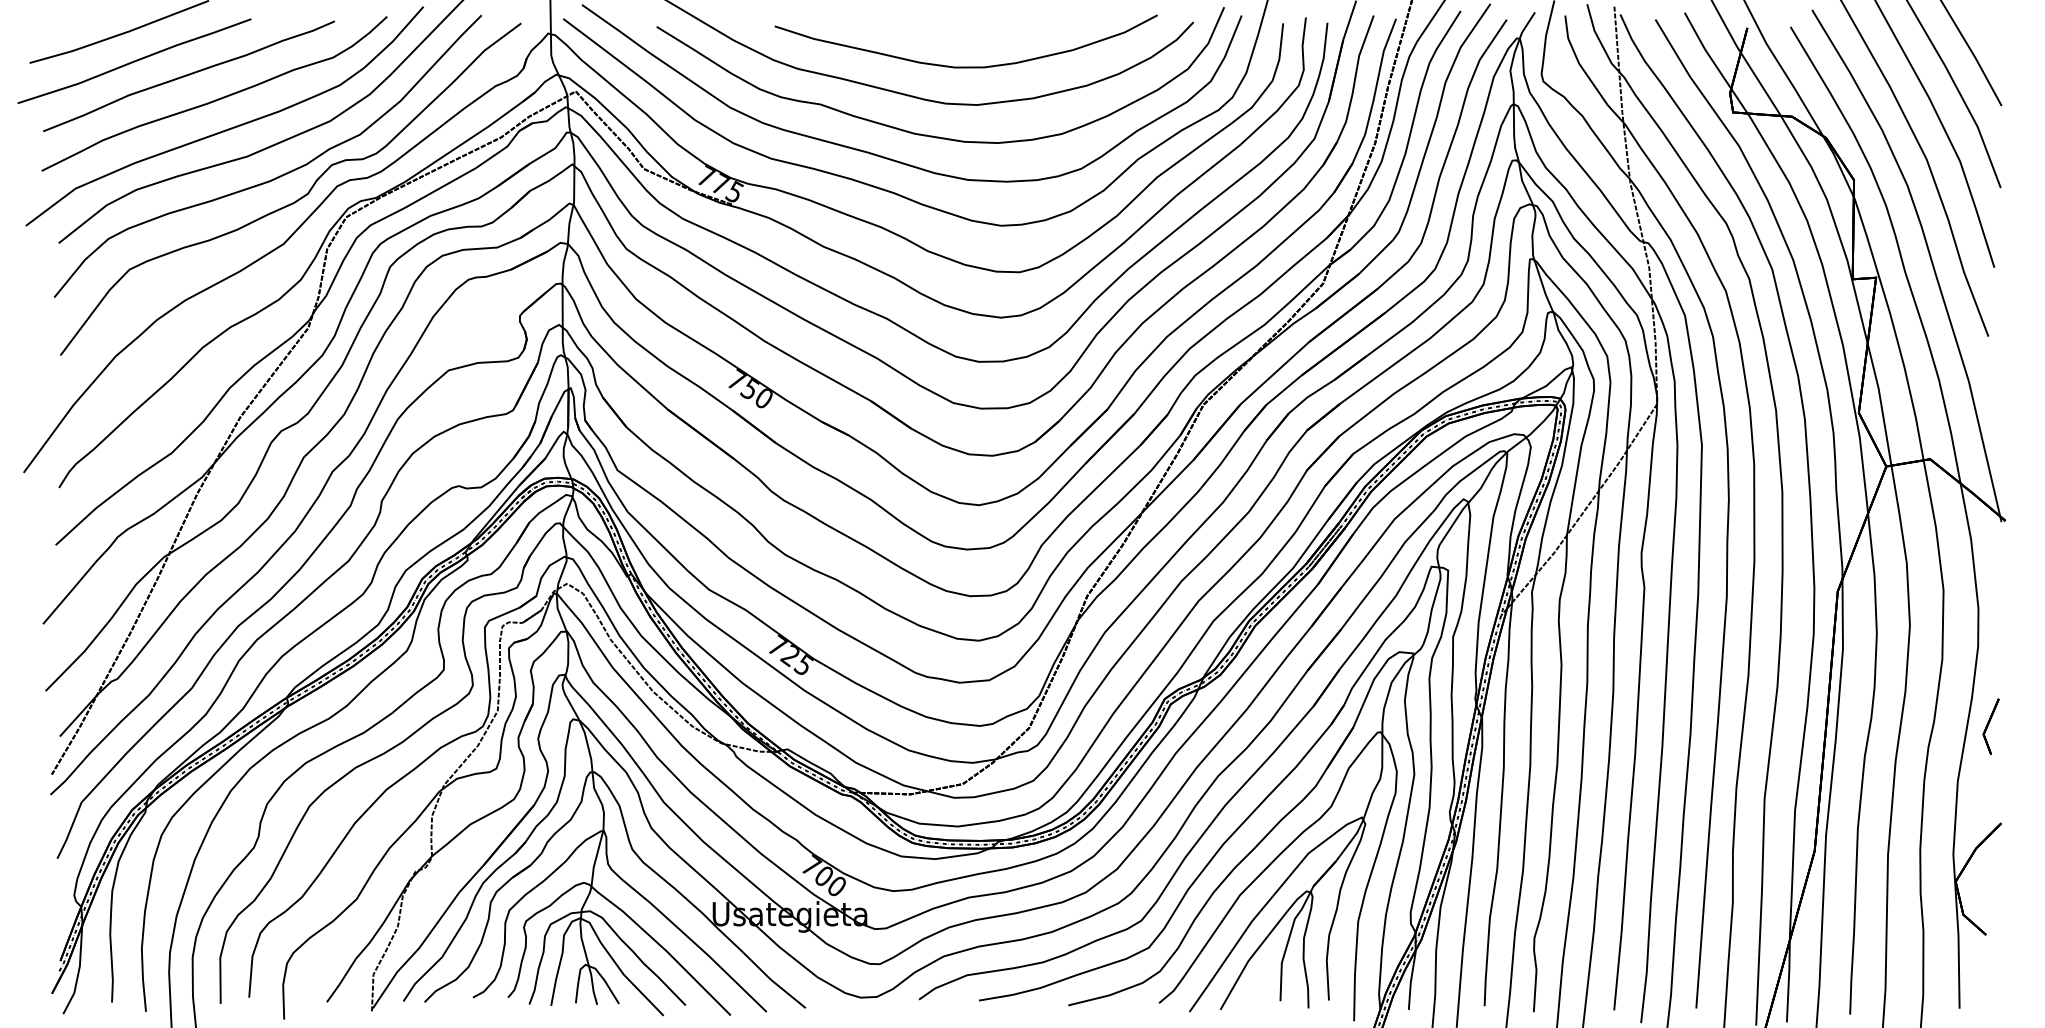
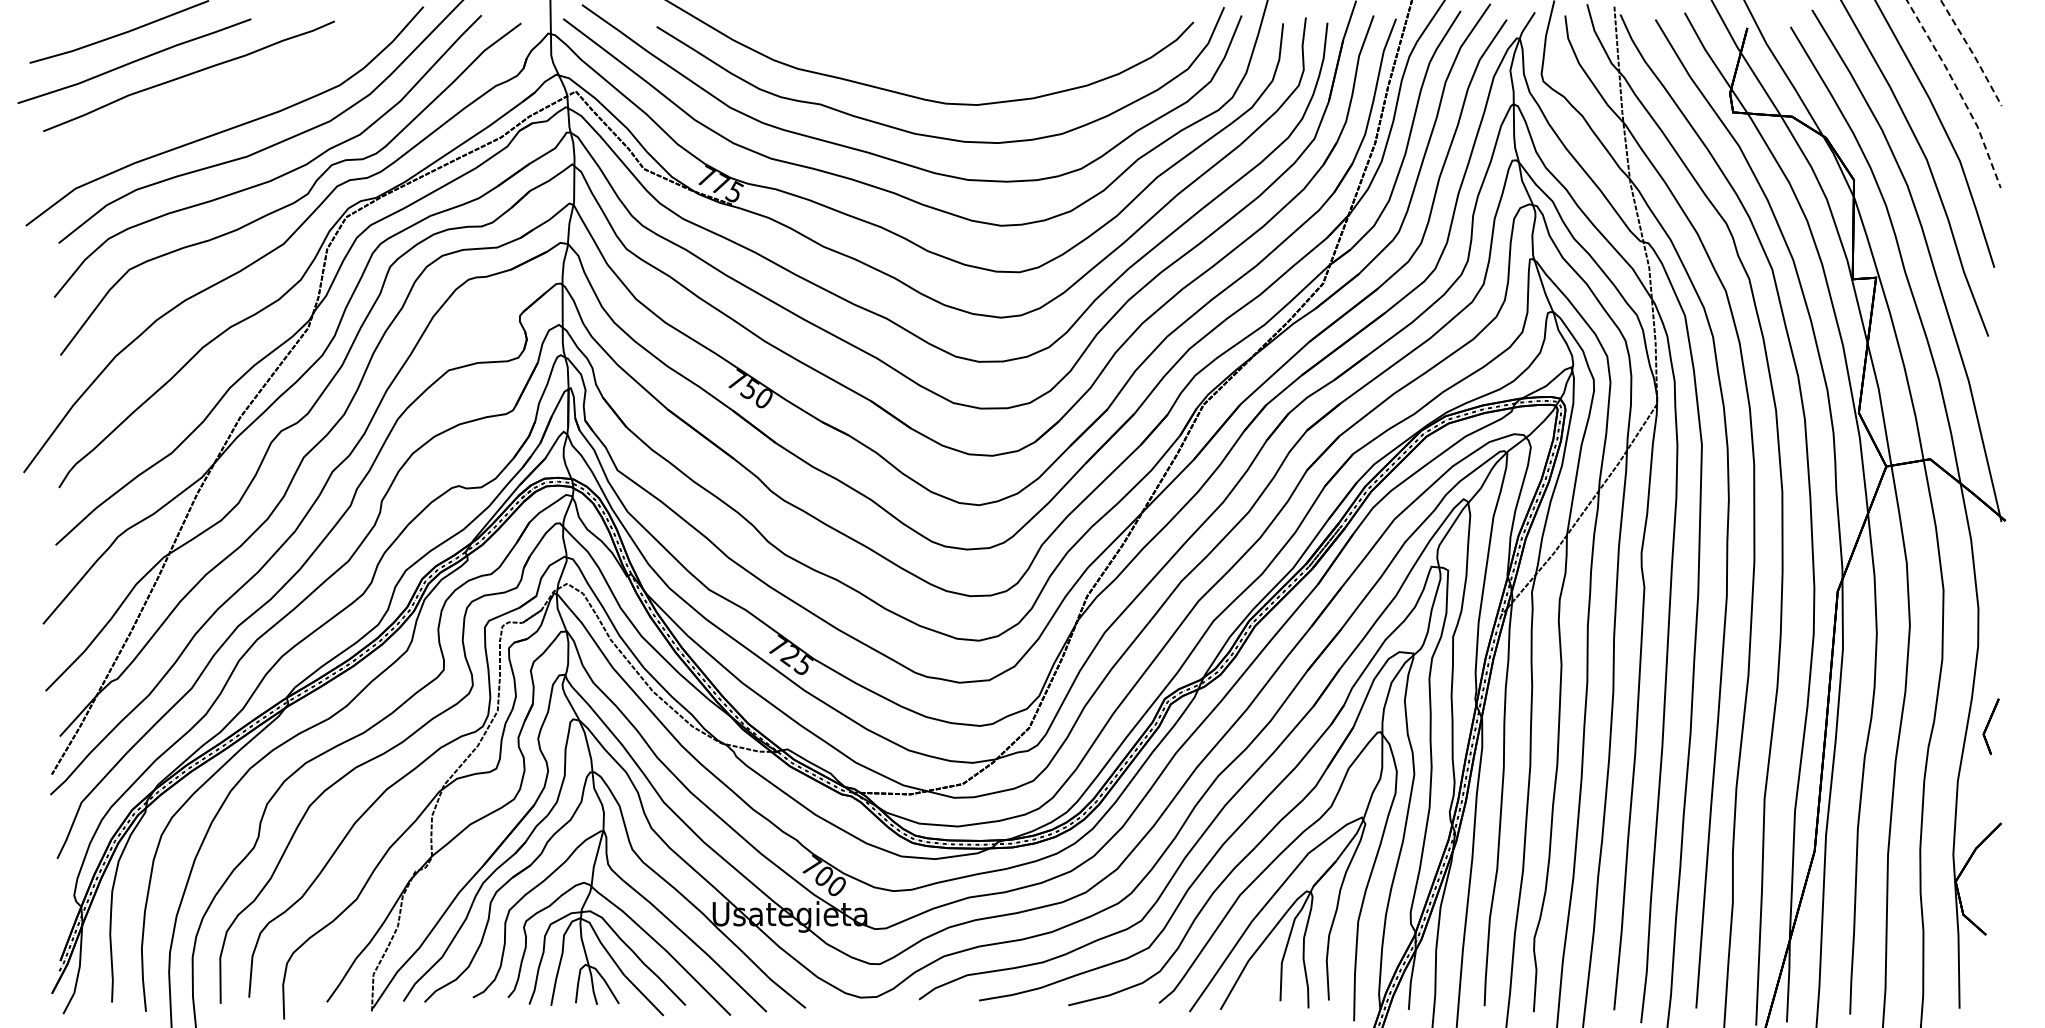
line: solid -> dashed (1972, 52)
curve: present -> none (965, 66)
line: solid -> dashed (1959, 92)
curve: present -> none (217, 98)
